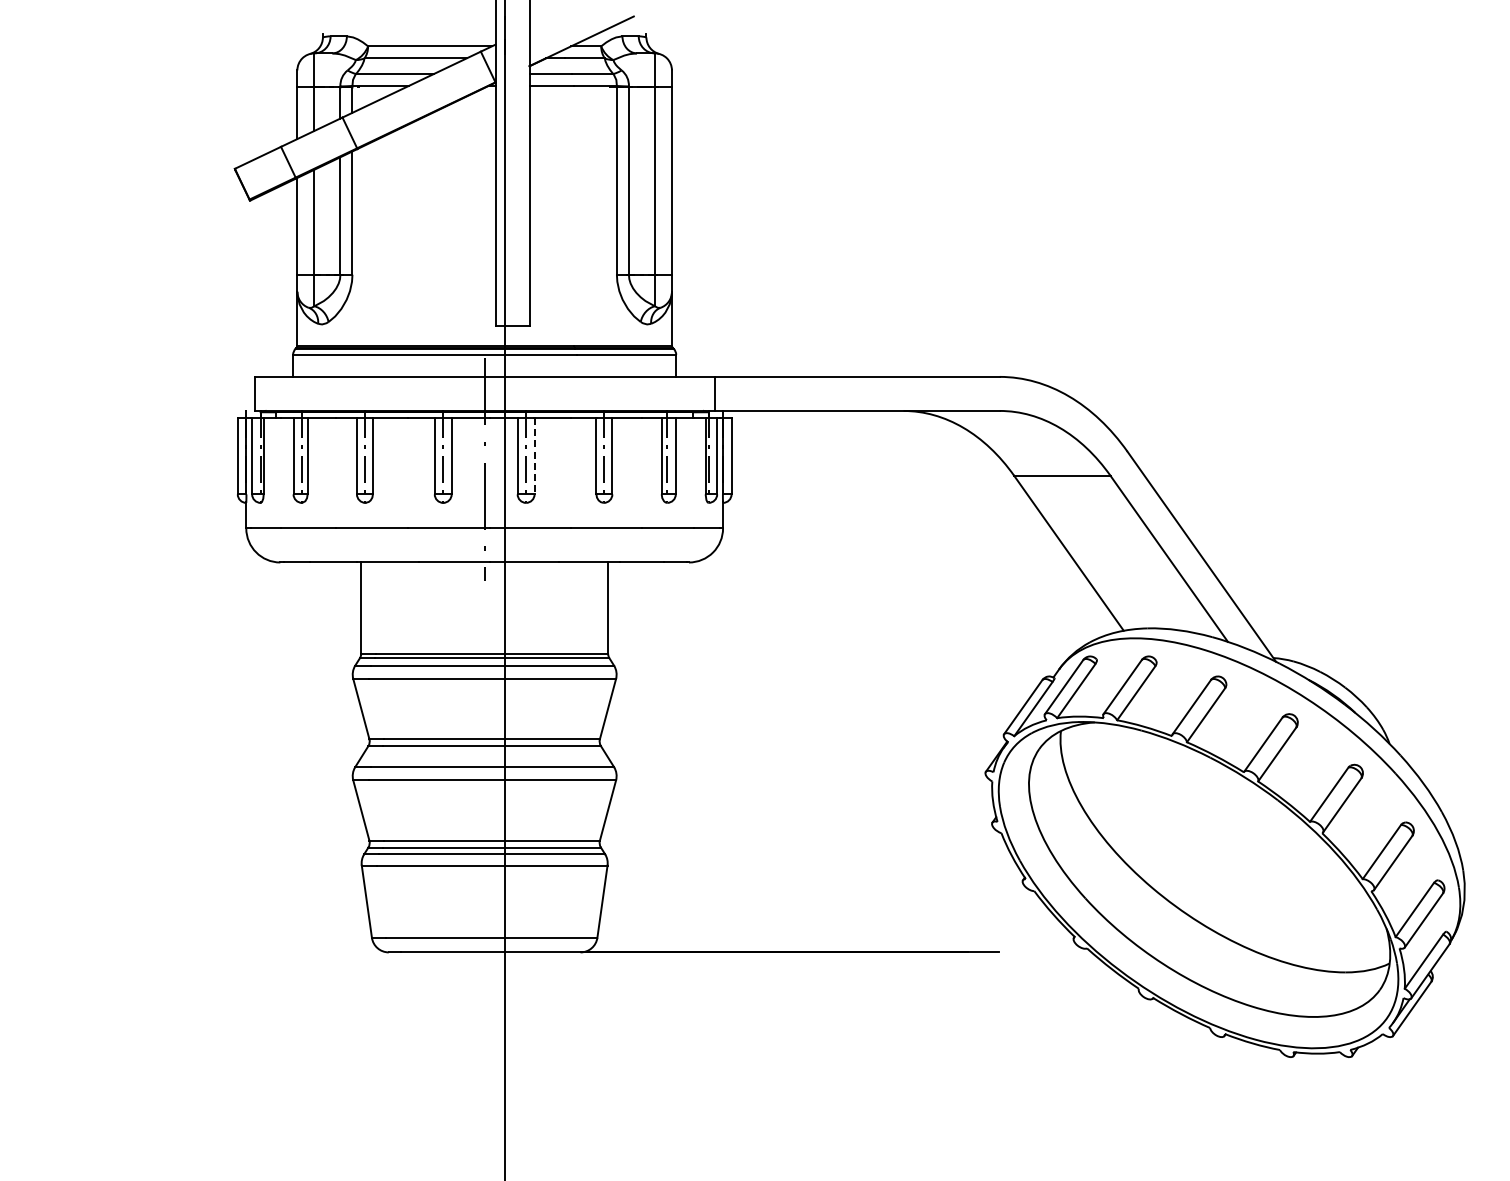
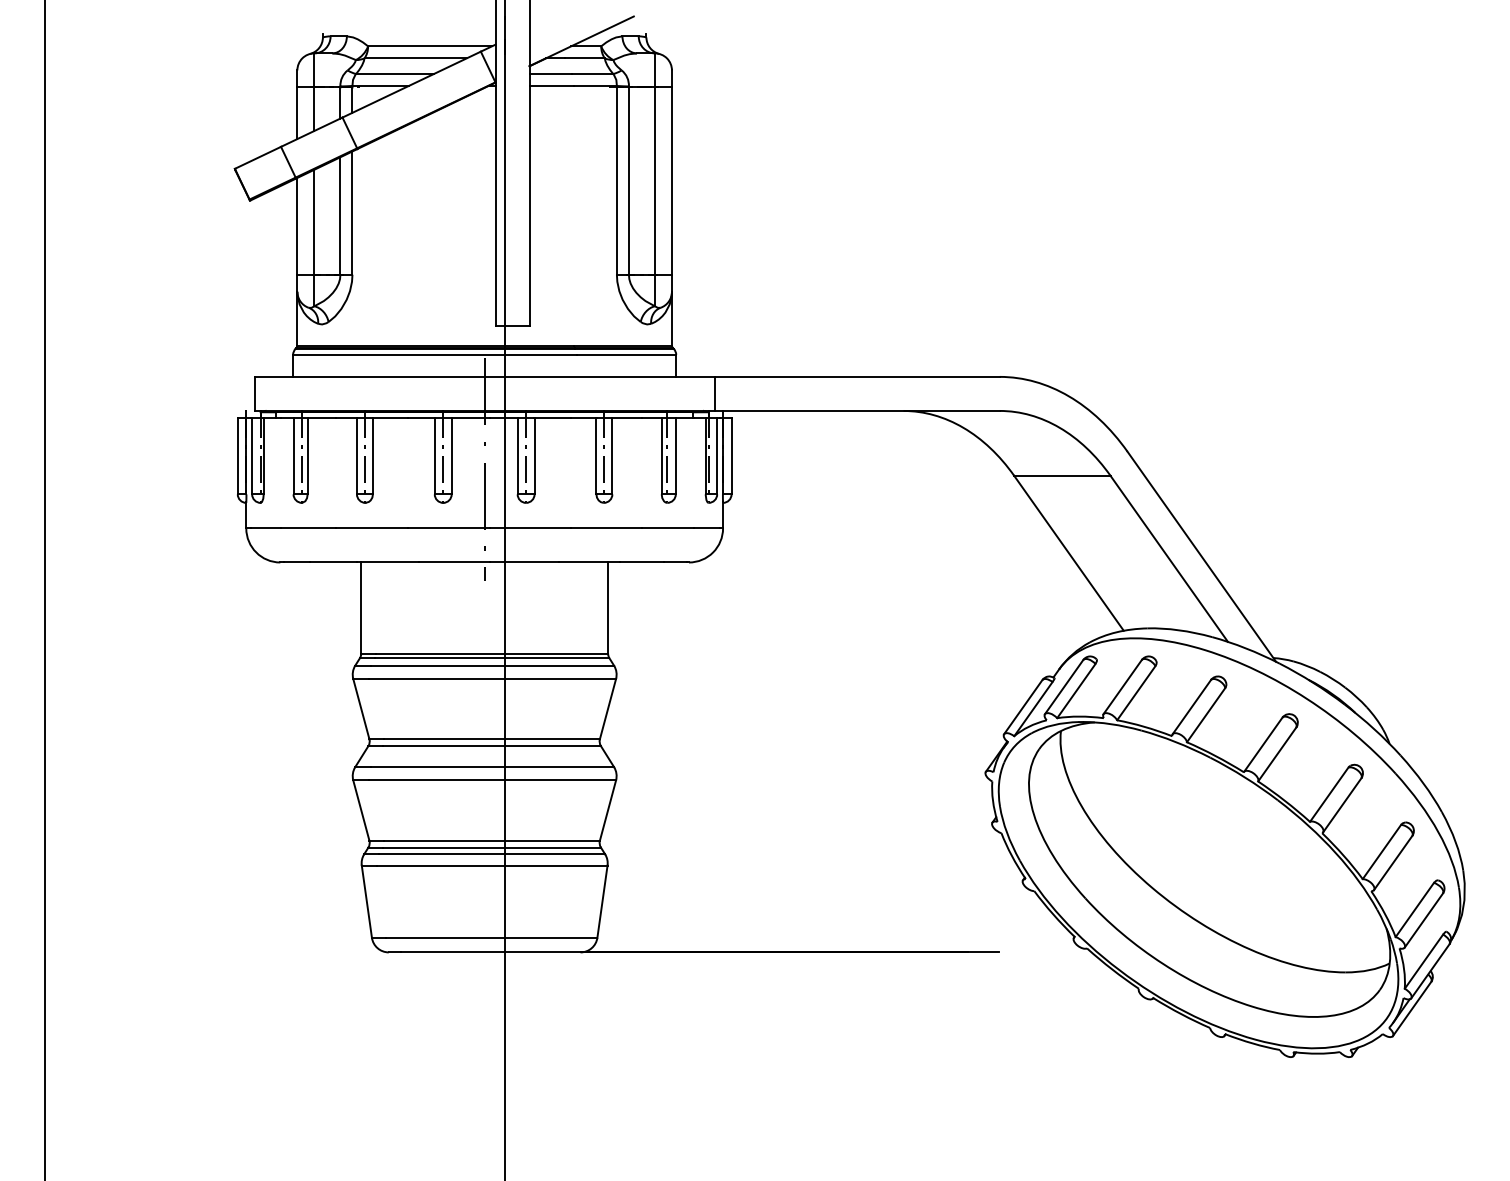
line: dashed -> solid (534, 456)
line: none -> present (45, 589)
